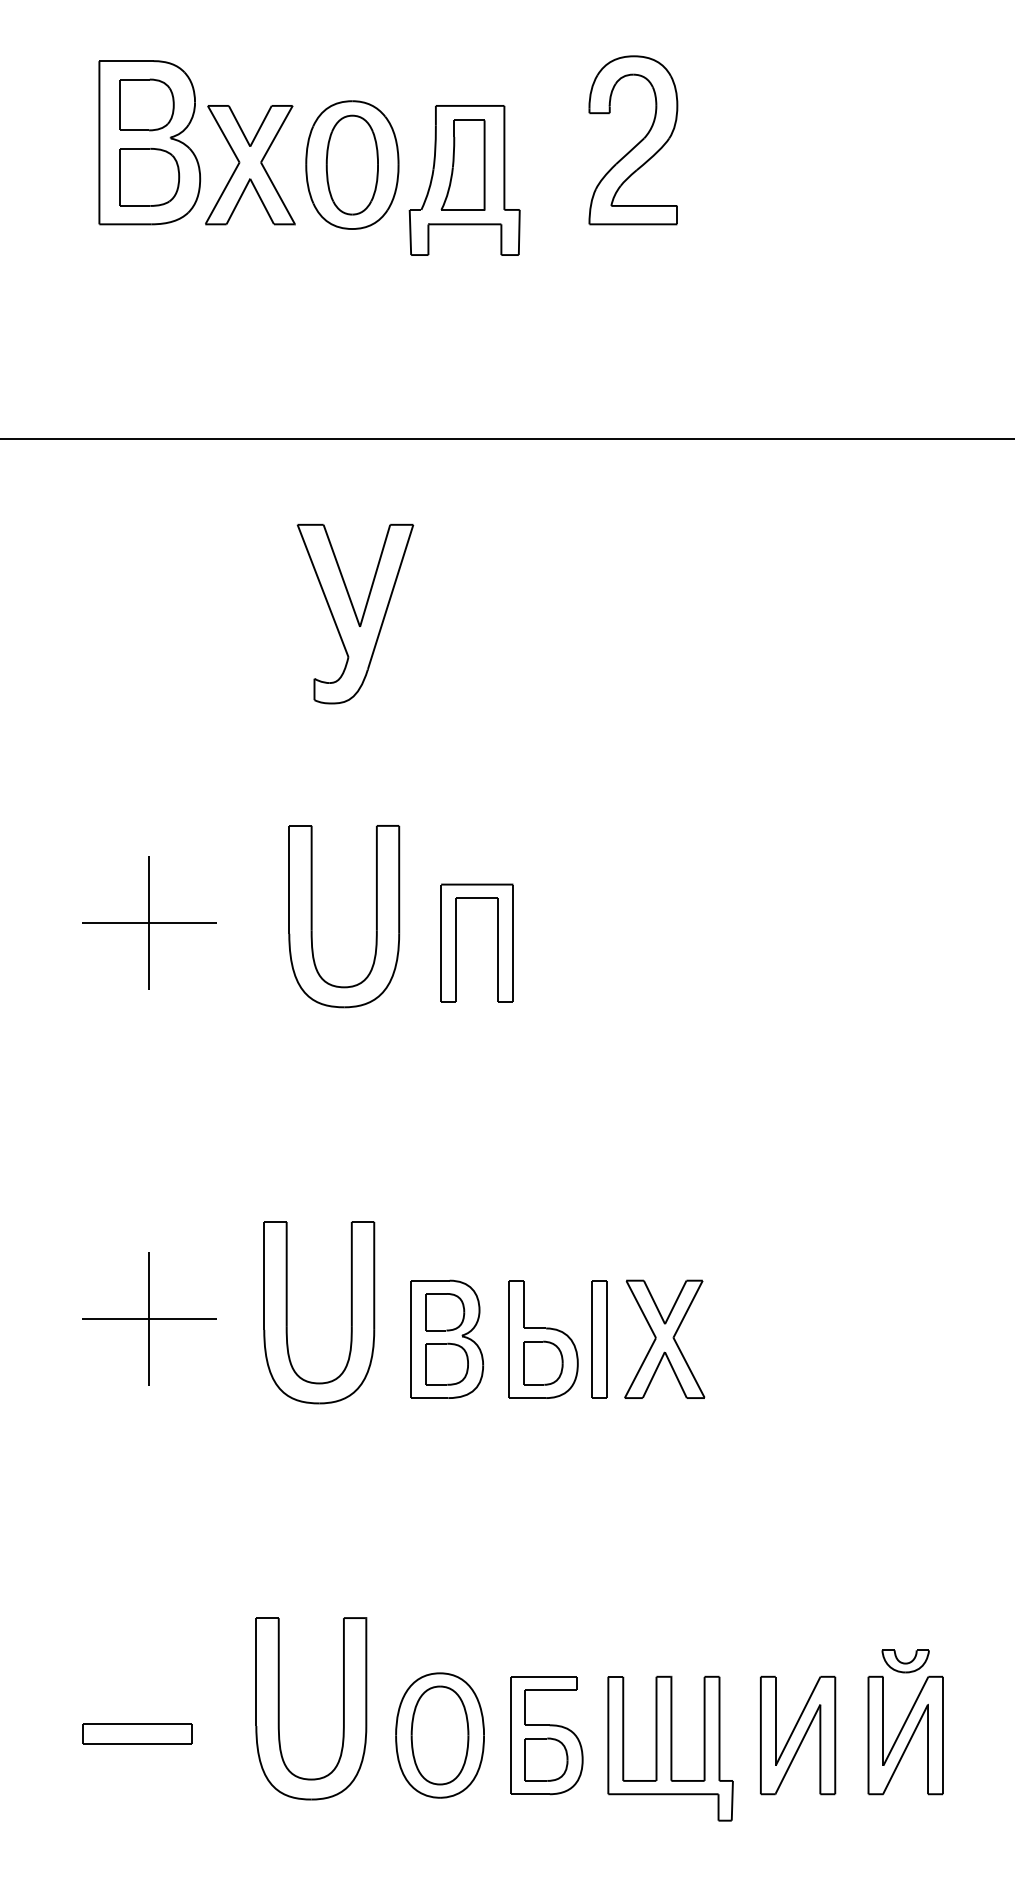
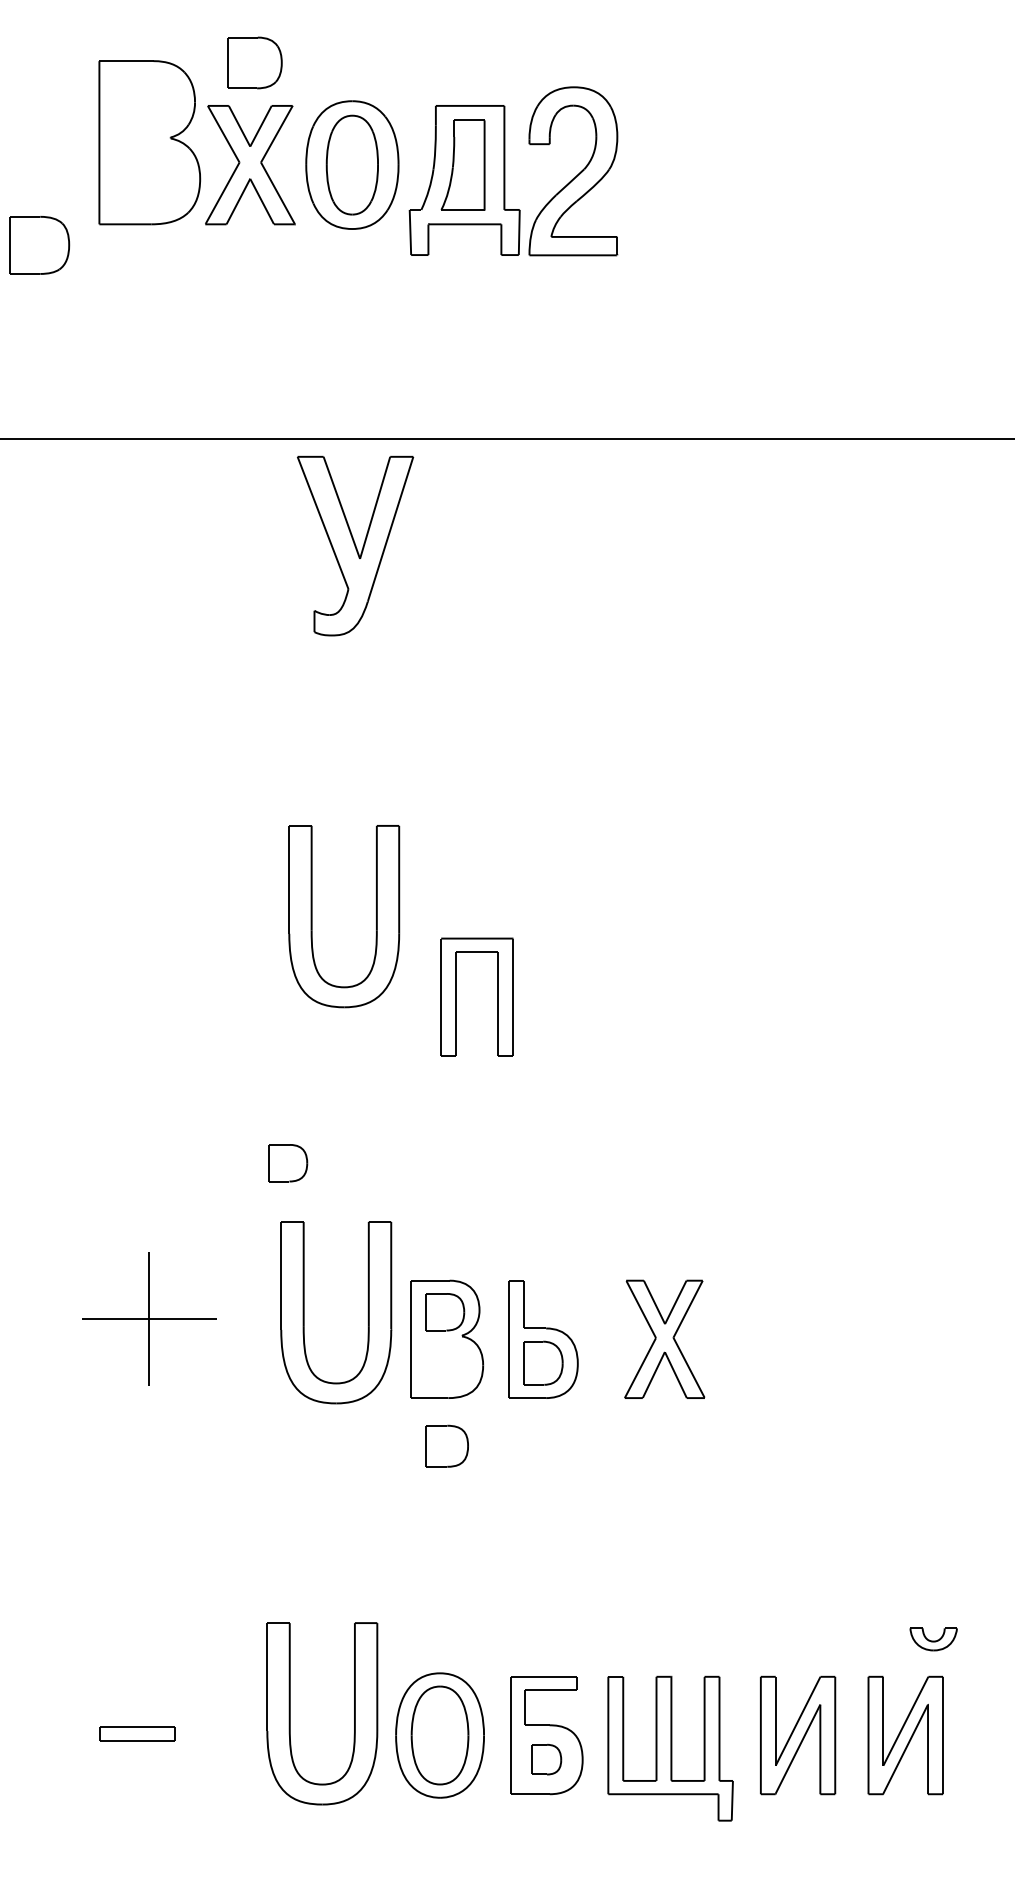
part position: (146, 104) -> (254, 62) (254, 62)
part position: (633, 140) -> (573, 171) (573, 171)
part position: (149, 177) -> (39, 245) (39, 245)
part position: (355, 613) -> (355, 545) (355, 545)
part: present -> none (149, 922)
part position: (456, 942) -> (456, 996) (456, 996)
part: none -> present (288, 1163)
part position: (350, 1312) -> (367, 1312) (367, 1312)
part: present -> none (599, 1339)
part position: (446, 1363) -> (446, 1445) (446, 1445)
part position: (905, 1661) -> (933, 1639) (933, 1639)
part position: (279, 1708) -> (290, 1713) (290, 1713)
part size: 111x22 px -> 77x16 px (137, 1733)
part size: 45x45 px -> 32x33 px (546, 1759)
